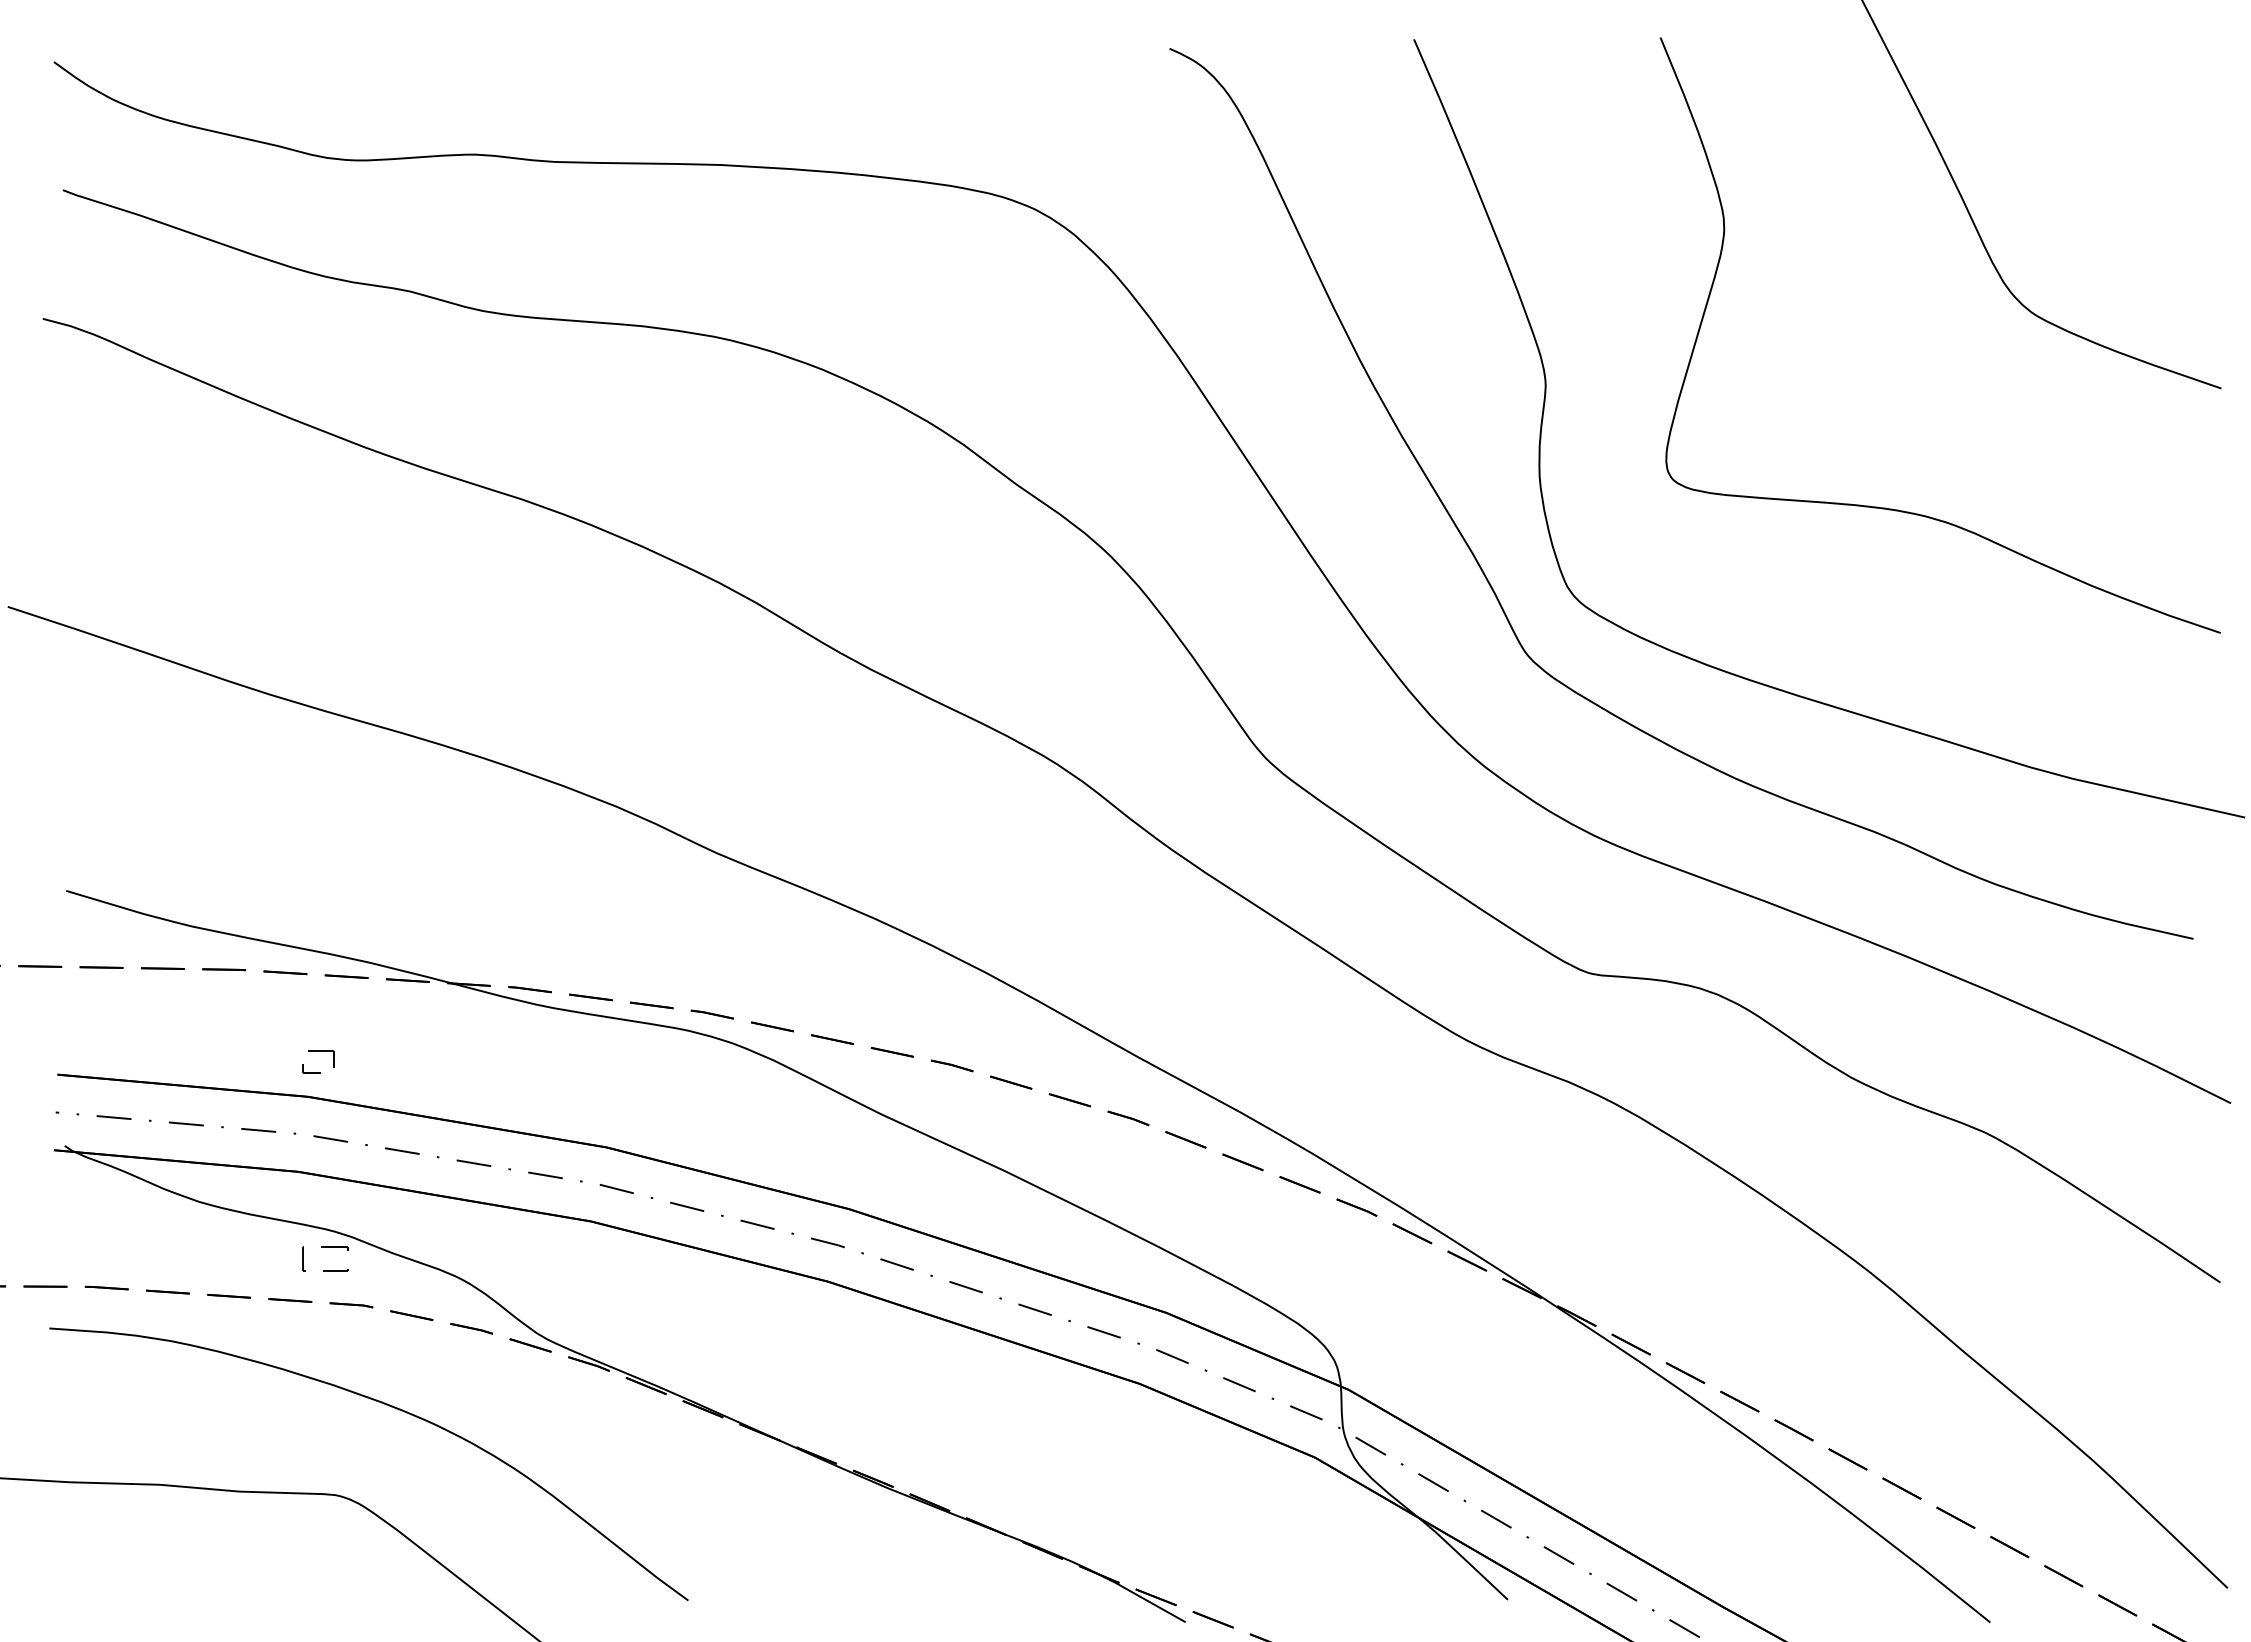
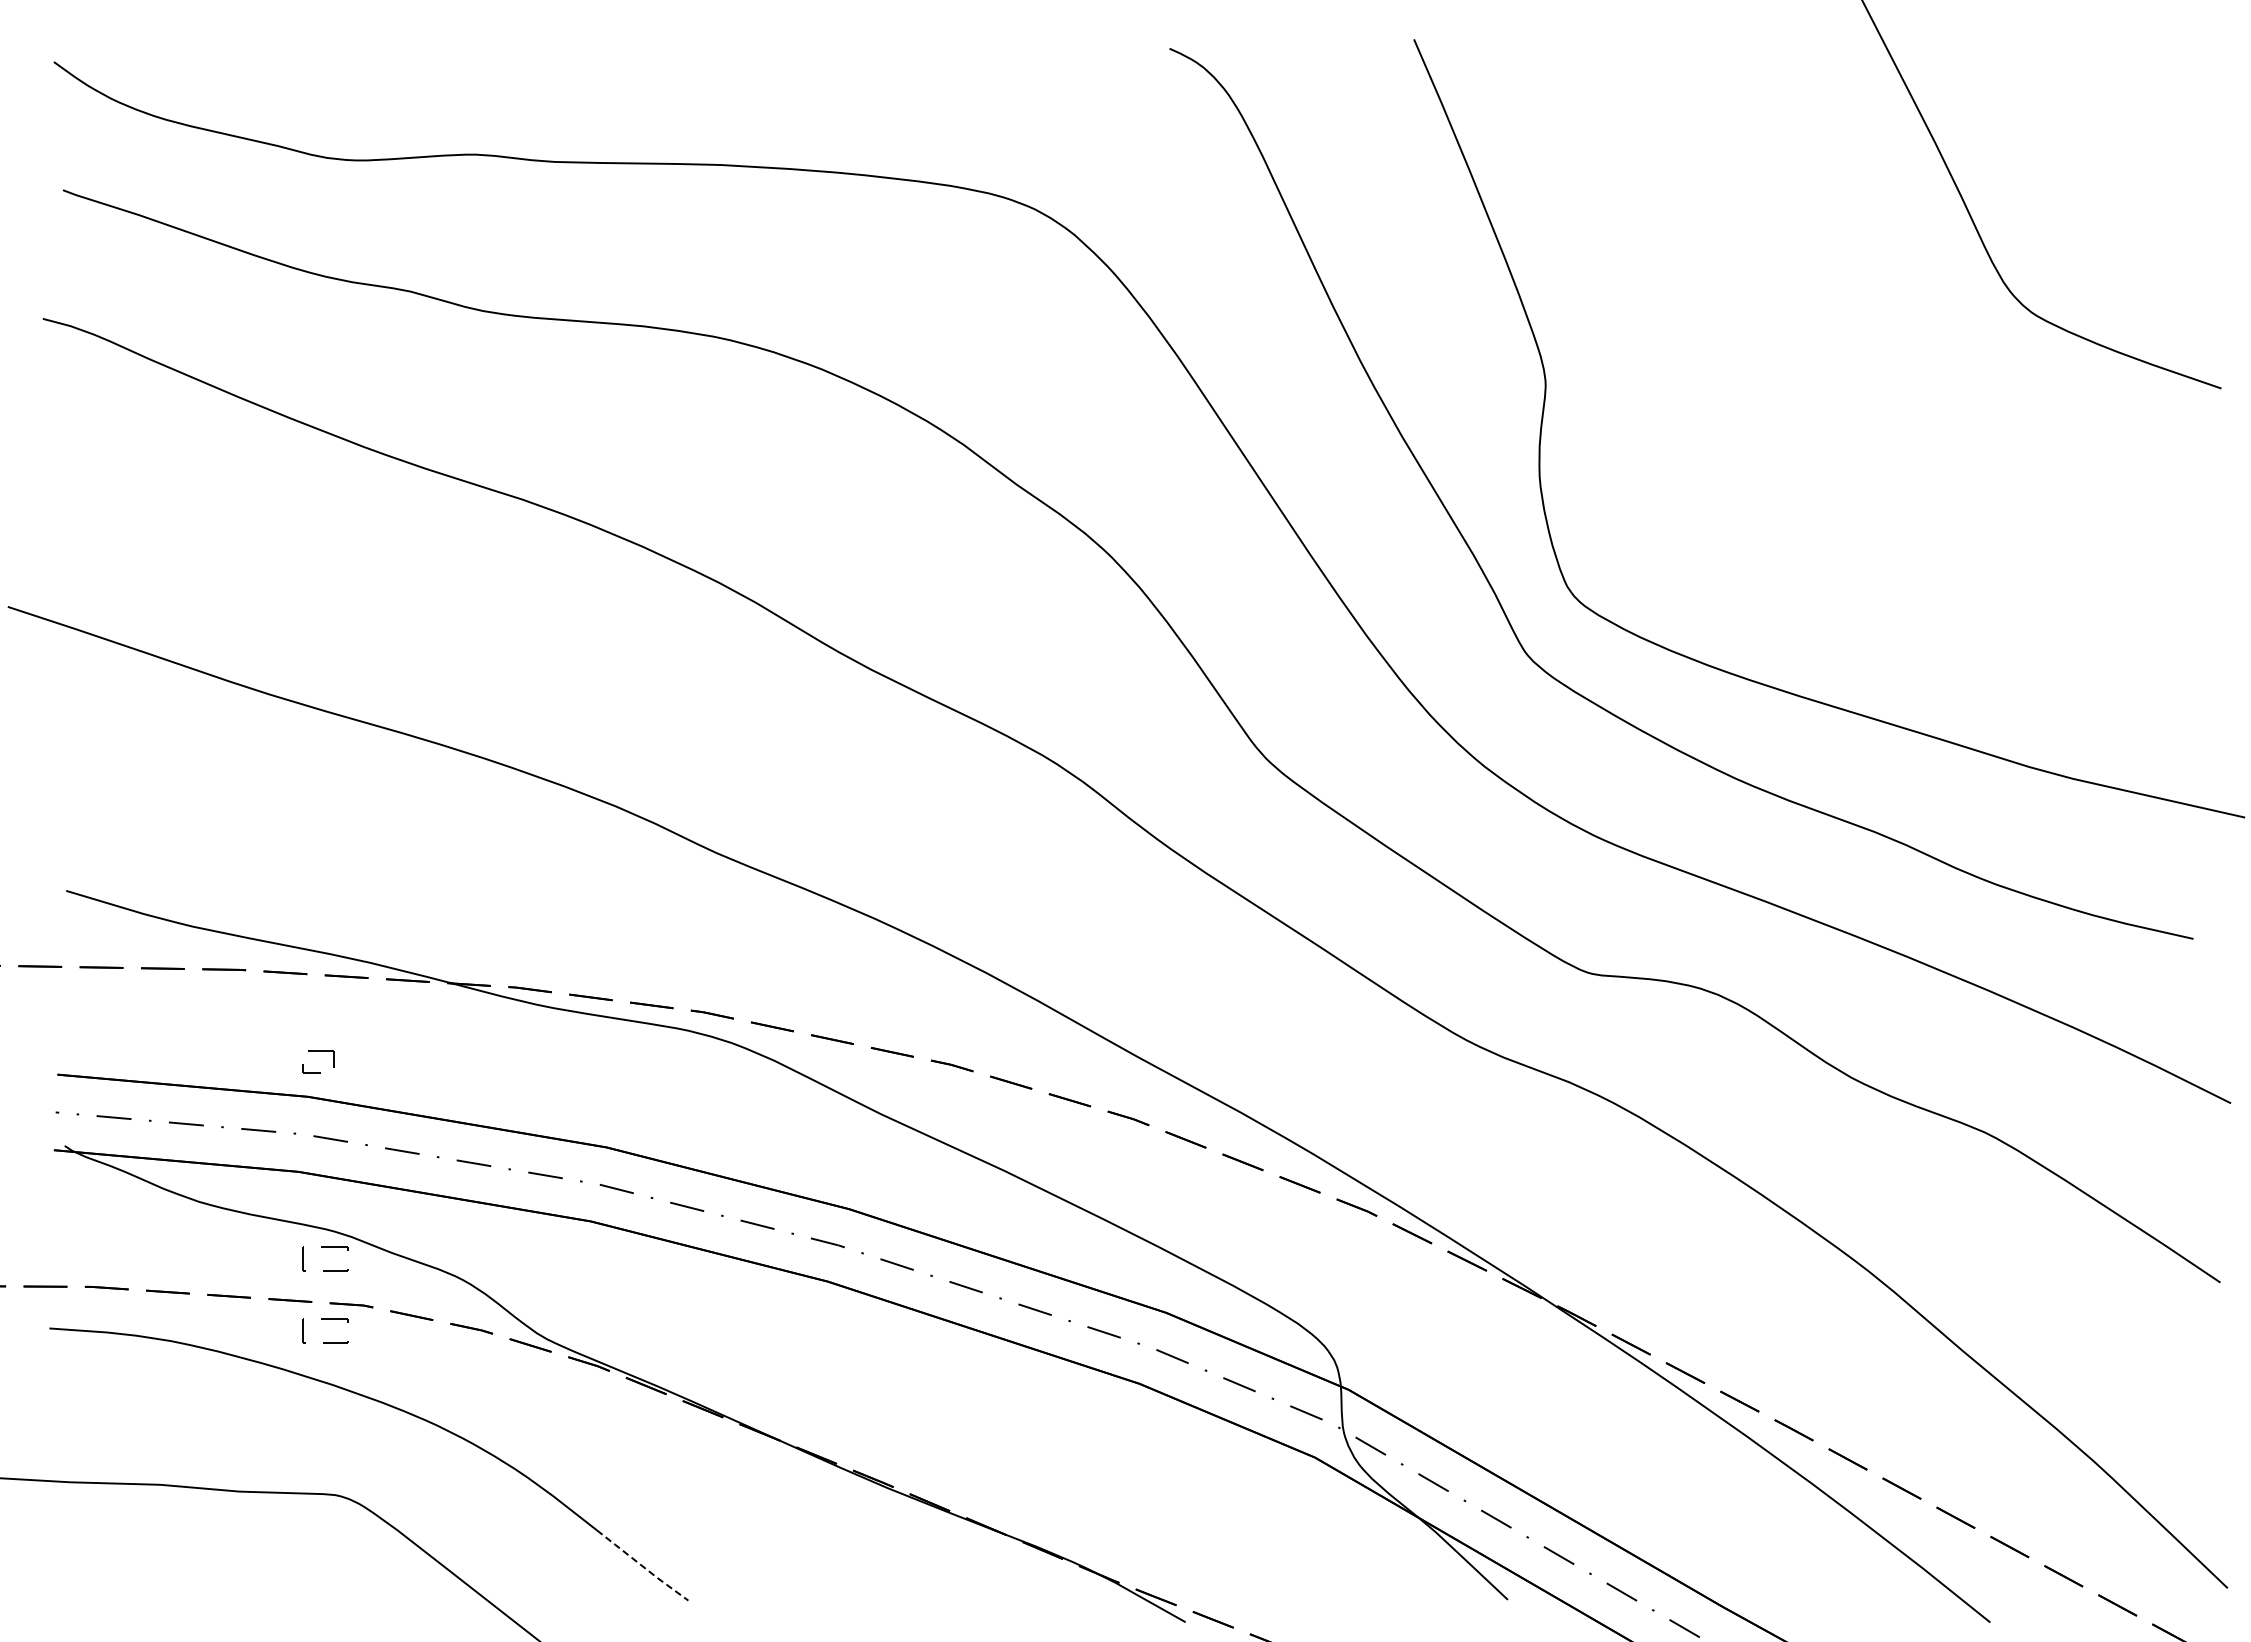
curve: present -> none (1903, 510)
part: none -> present (325, 1319)
line: solid -> dashed (643, 1566)
